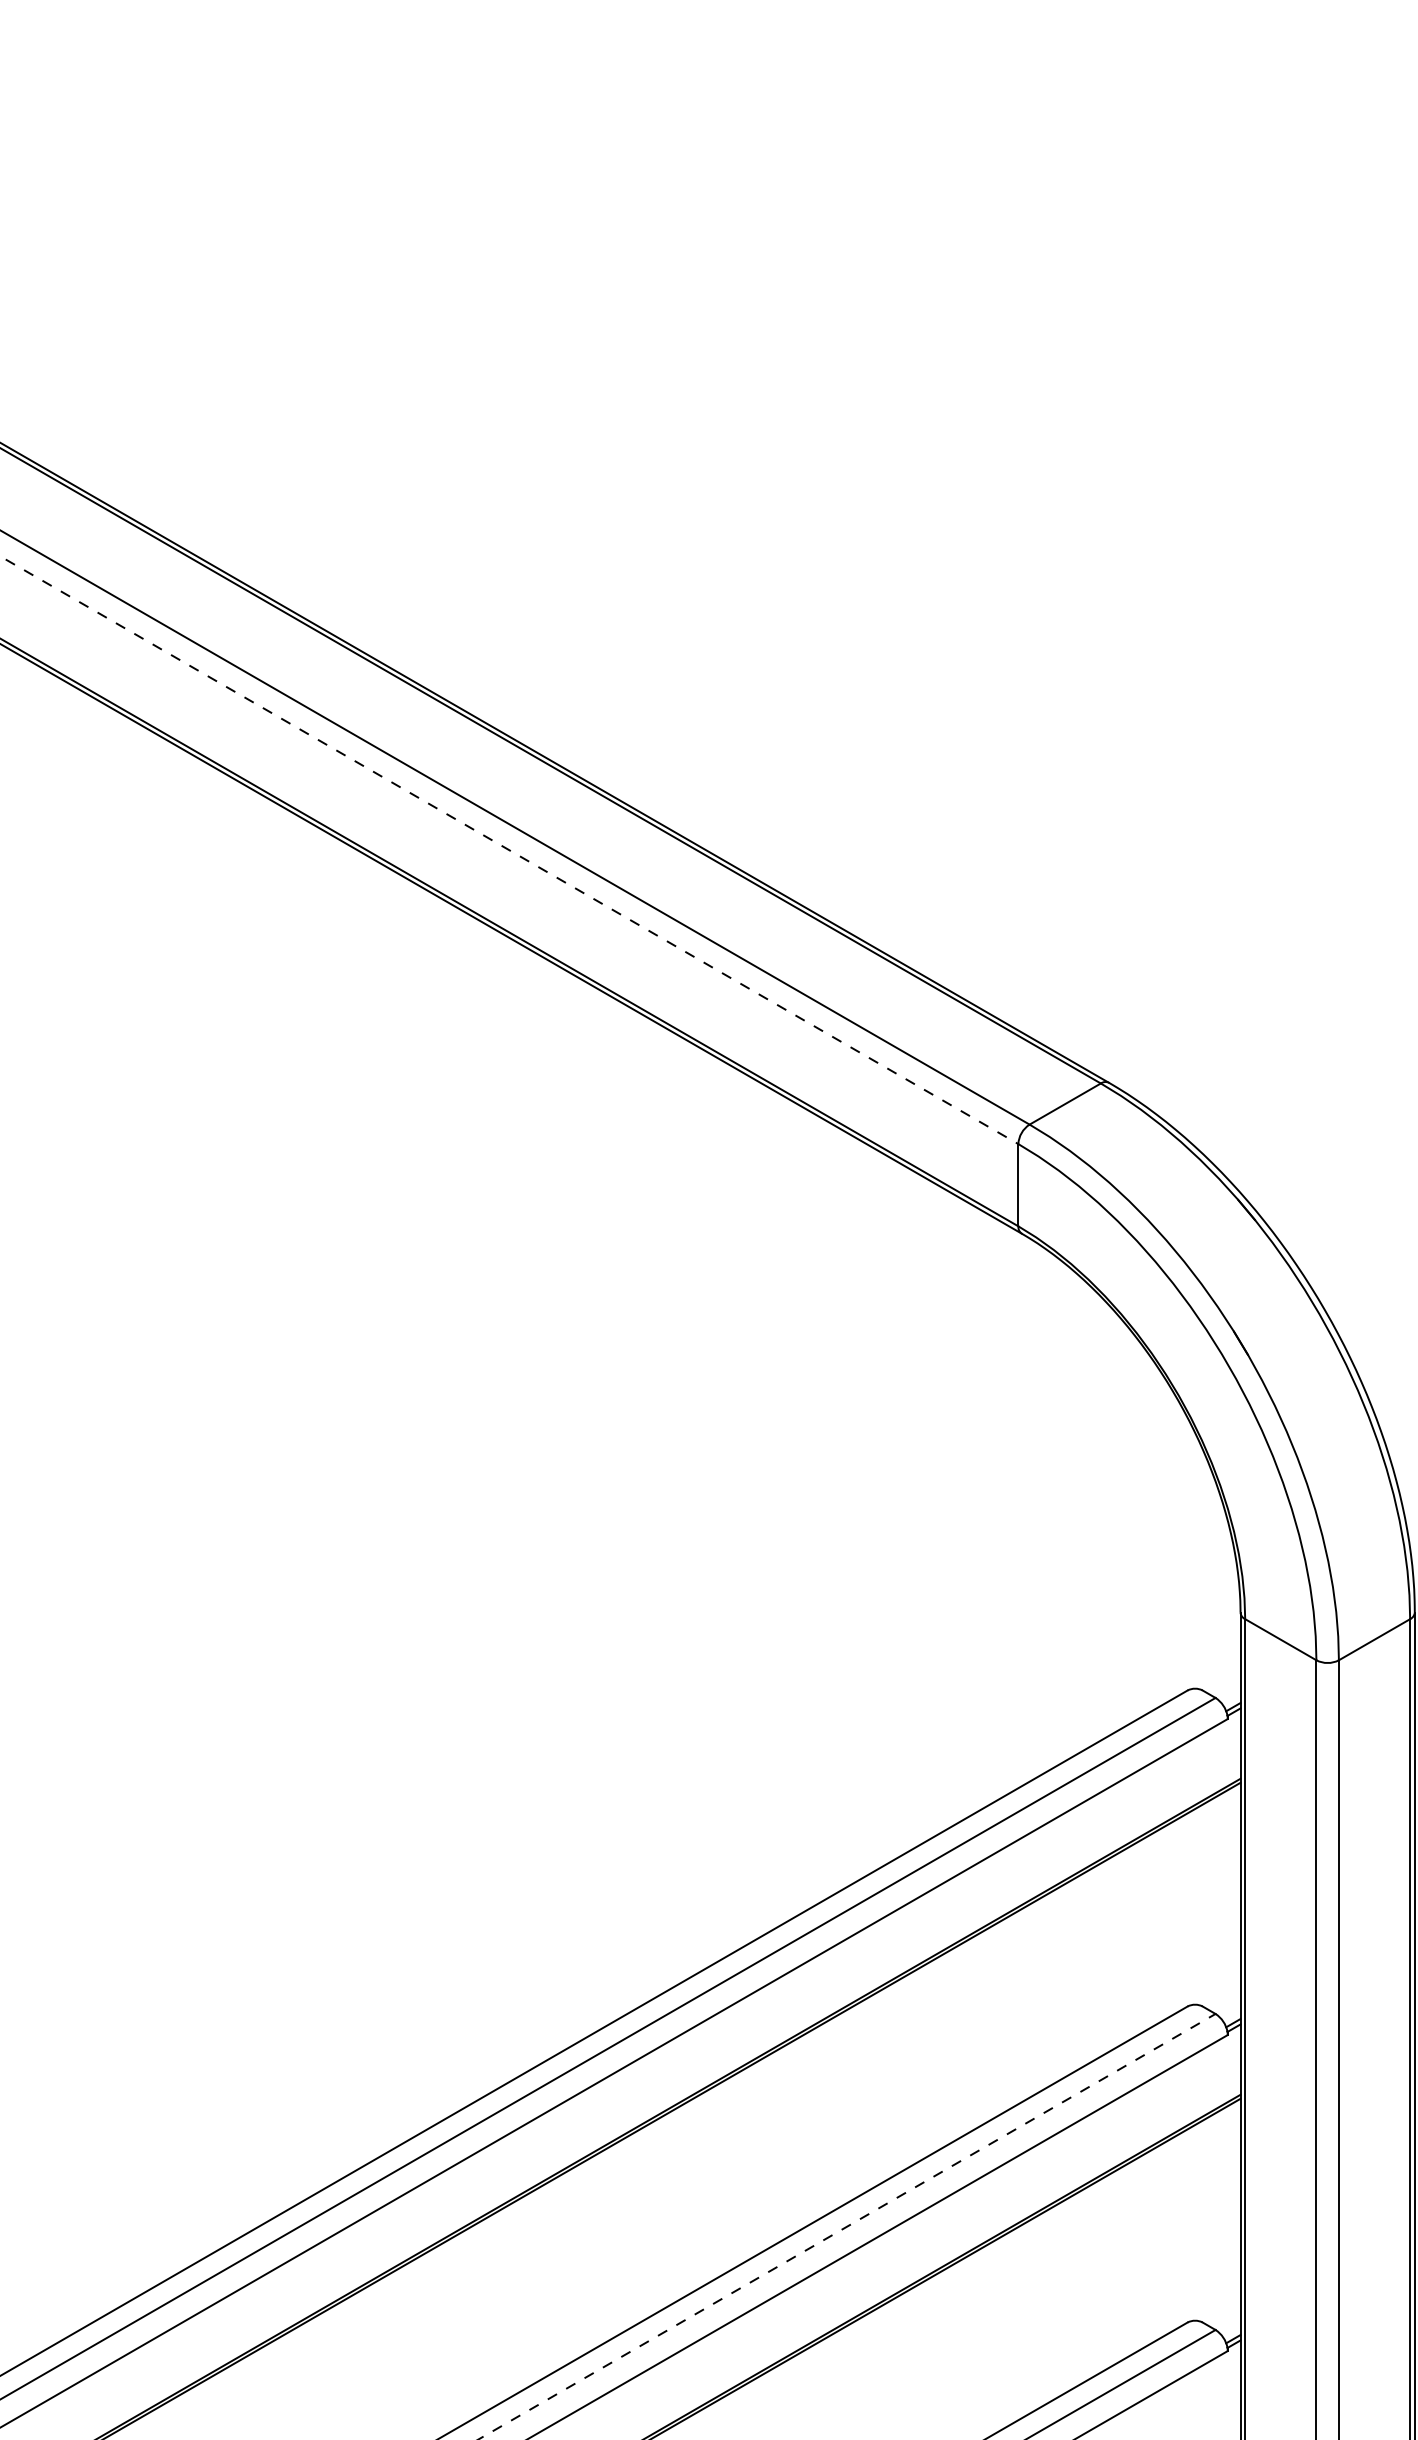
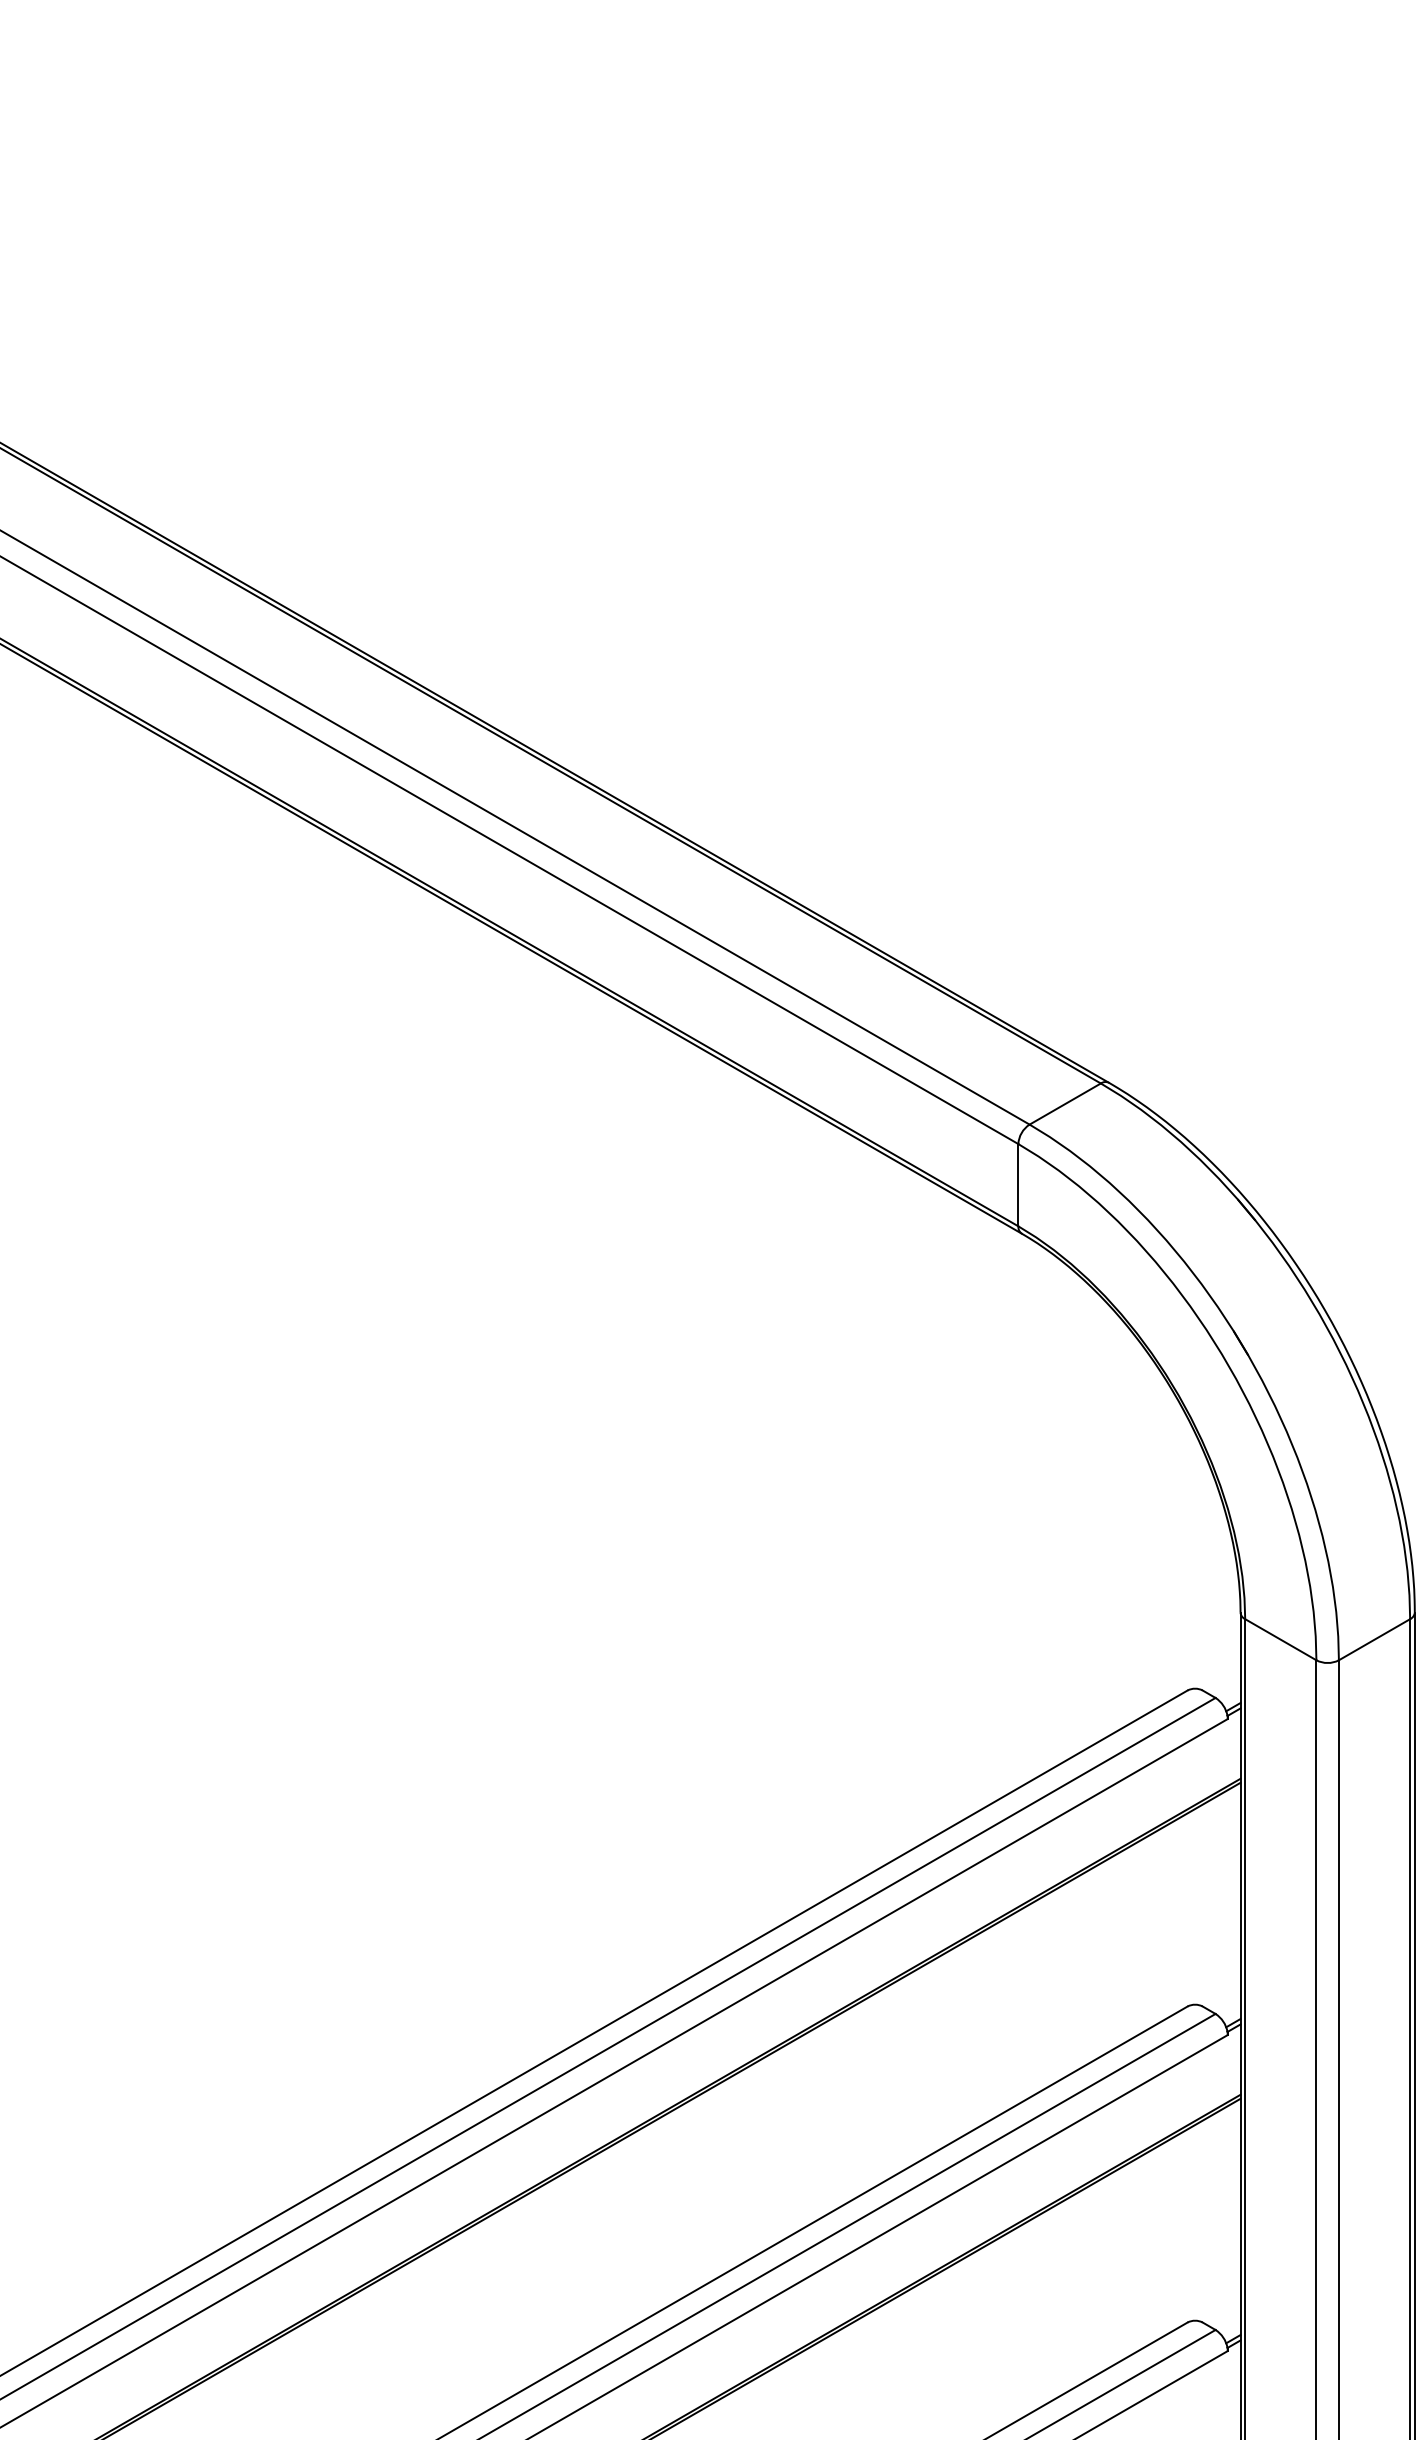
line: dashed -> solid (509, 850)
line: dashed -> solid (846, 2226)
